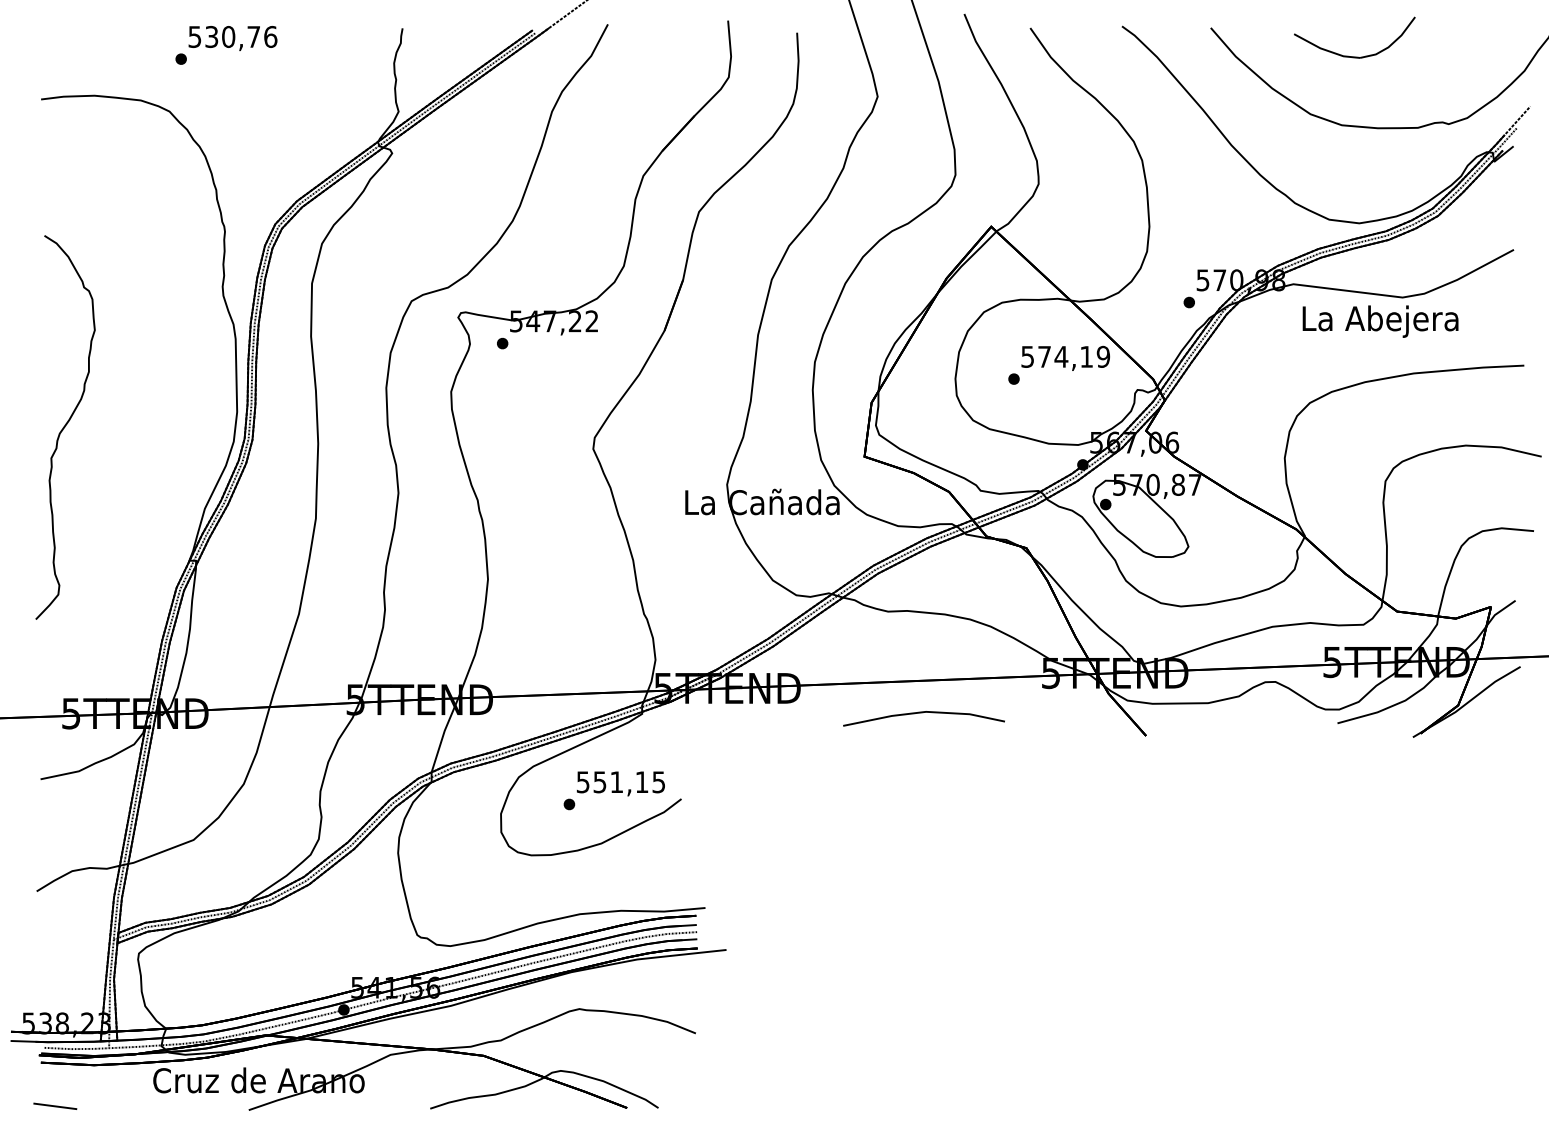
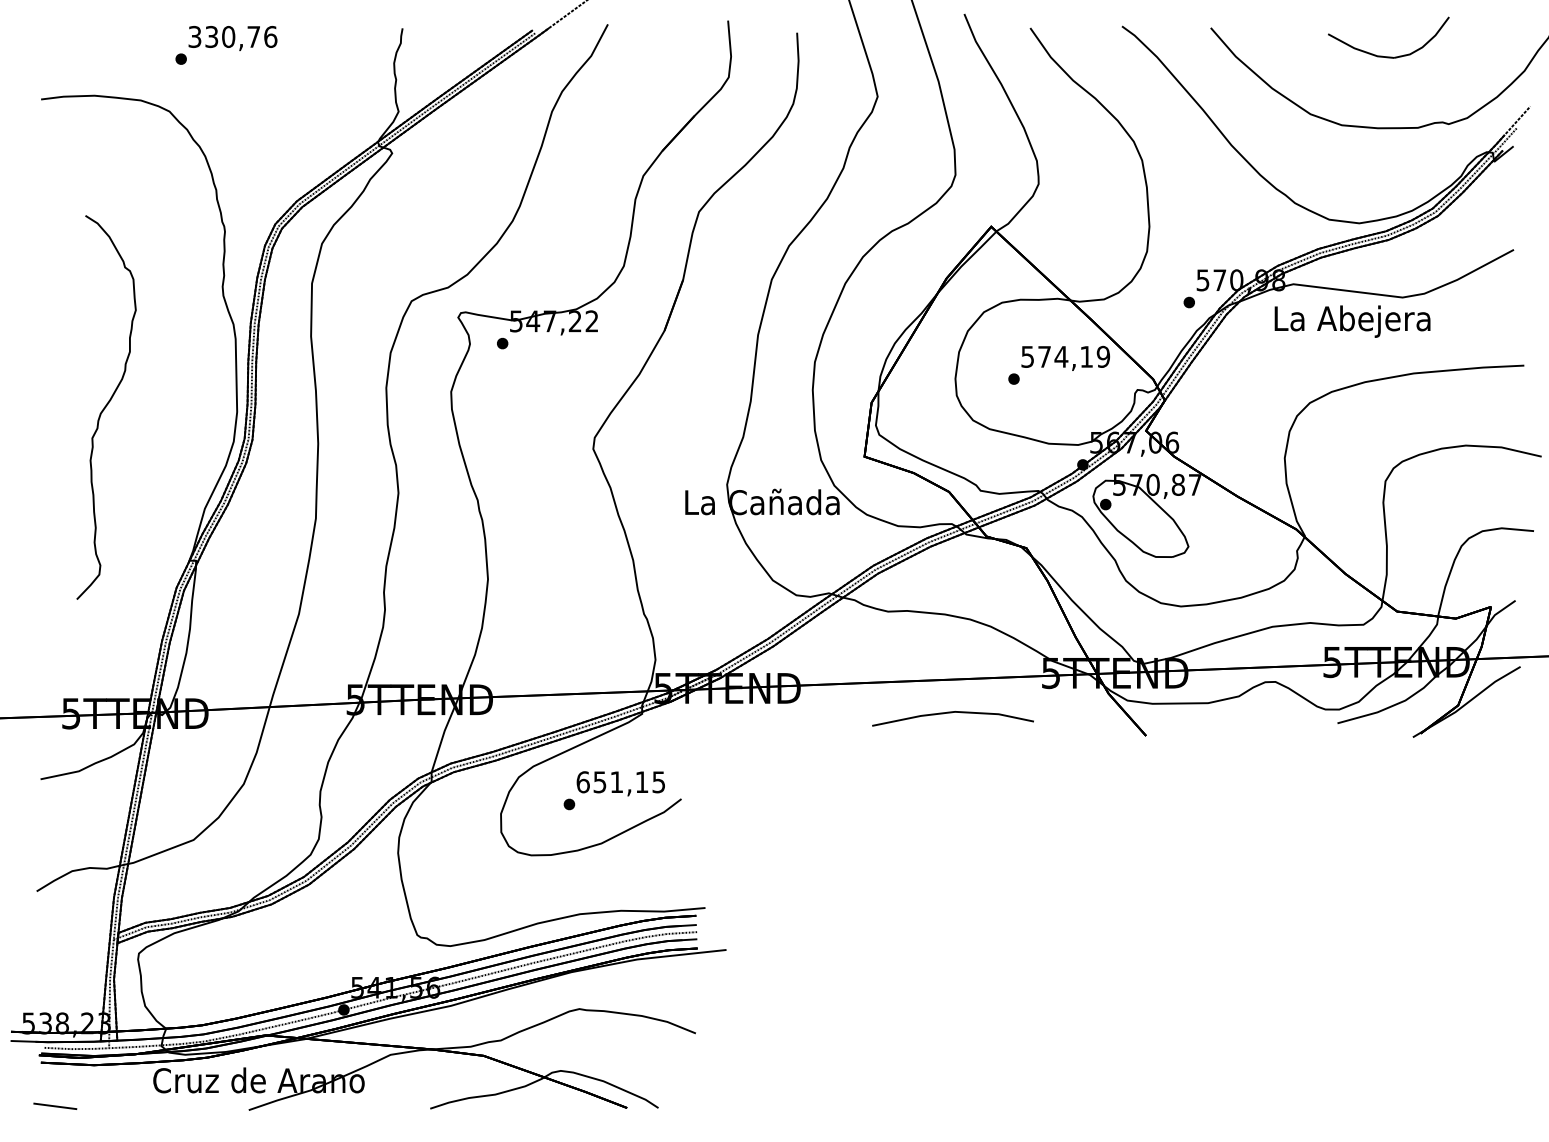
text: 530,76 -> 330,76 (195, 36)
part position: (1348, 55) -> (1382, 55) (1382, 55)
text position: (1380, 321) -> (1352, 321) (1352, 321)
curve position: (65, 427) -> (106, 407) (106, 407)
line position: (923, 713) -> (952, 713) (952, 713)
text: 551,15 -> 651,15 (582, 782)
